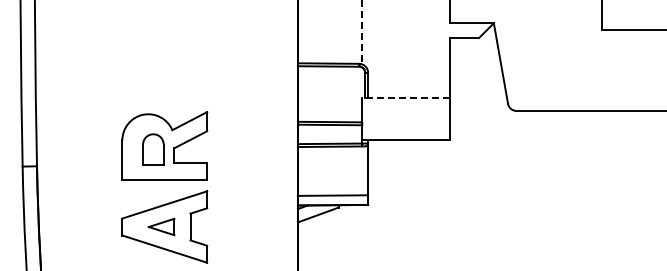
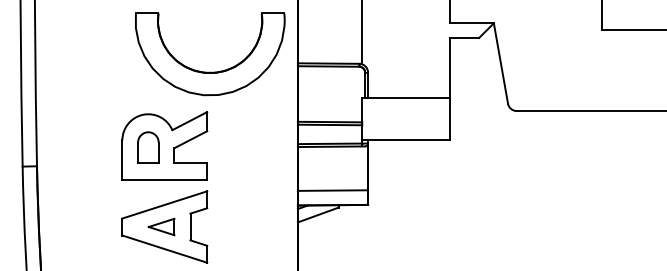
line: dashed -> solid (362, 32)
part: none -> present (210, 71)
line: dashed -> solid (406, 97)
part position: (153, 149) -> (148, 147) (148, 147)
line position: (332, 195) -> (332, 190) (332, 190)
